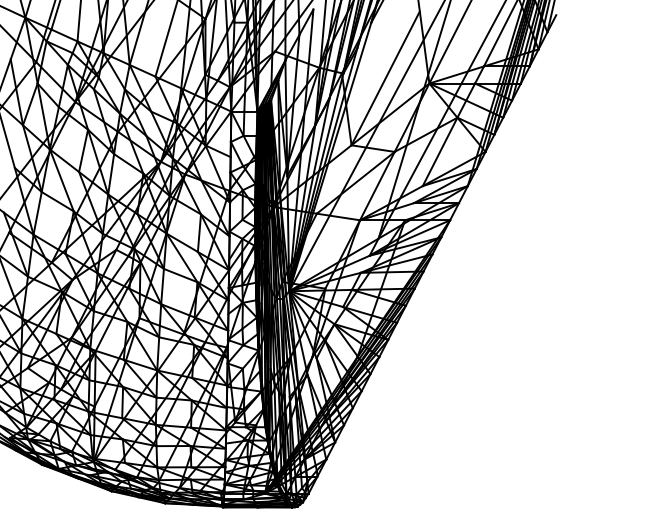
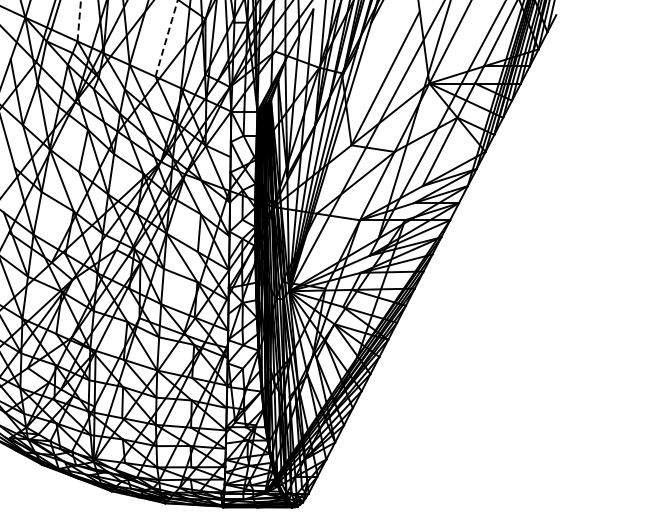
line: solid -> dashed (79, 20)
line: solid -> dashed (166, 38)
